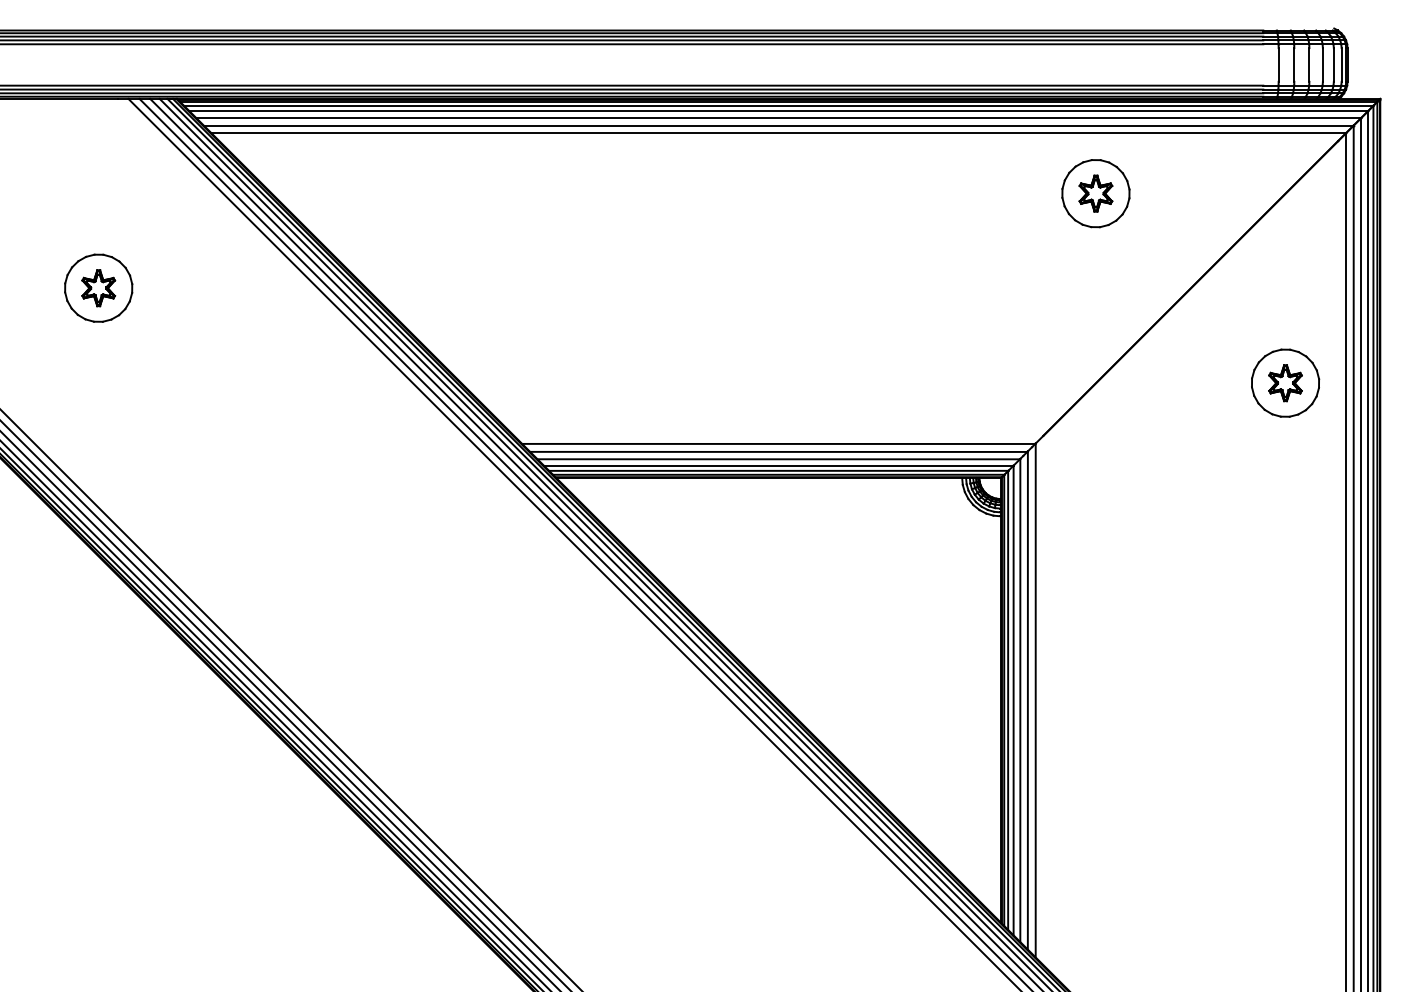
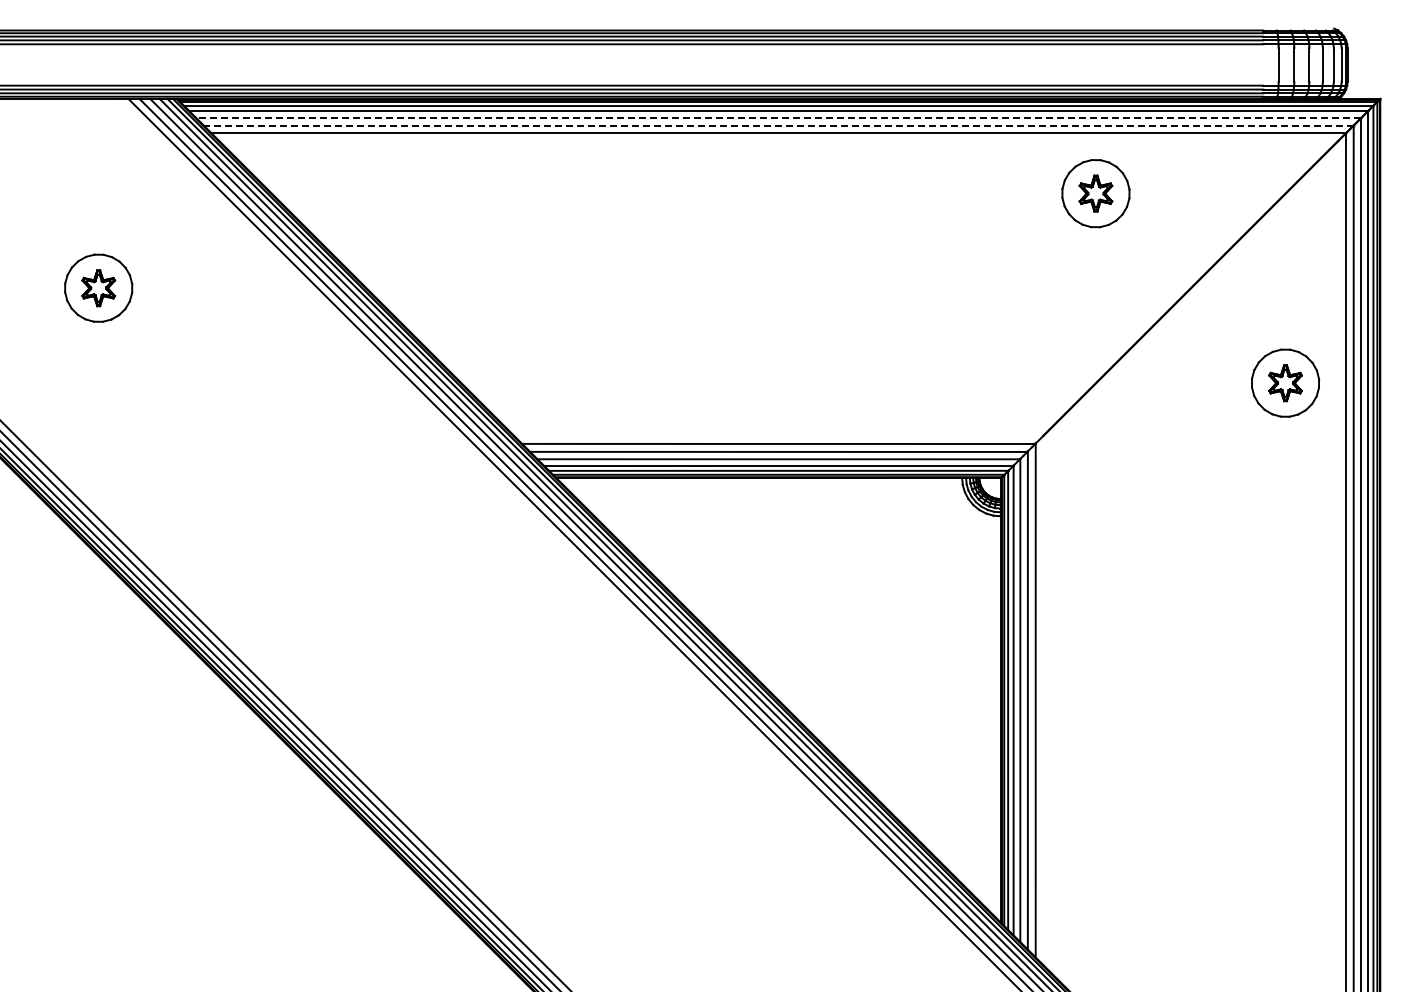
line: solid -> dashed (778, 118)
line: solid -> dashed (778, 125)
line: present -> none (290, 699)
